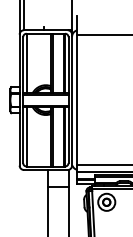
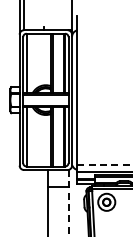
line: present -> none (103, 35)
line: solid -> dashed (105, 164)
line: solid -> dashed (68, 203)
